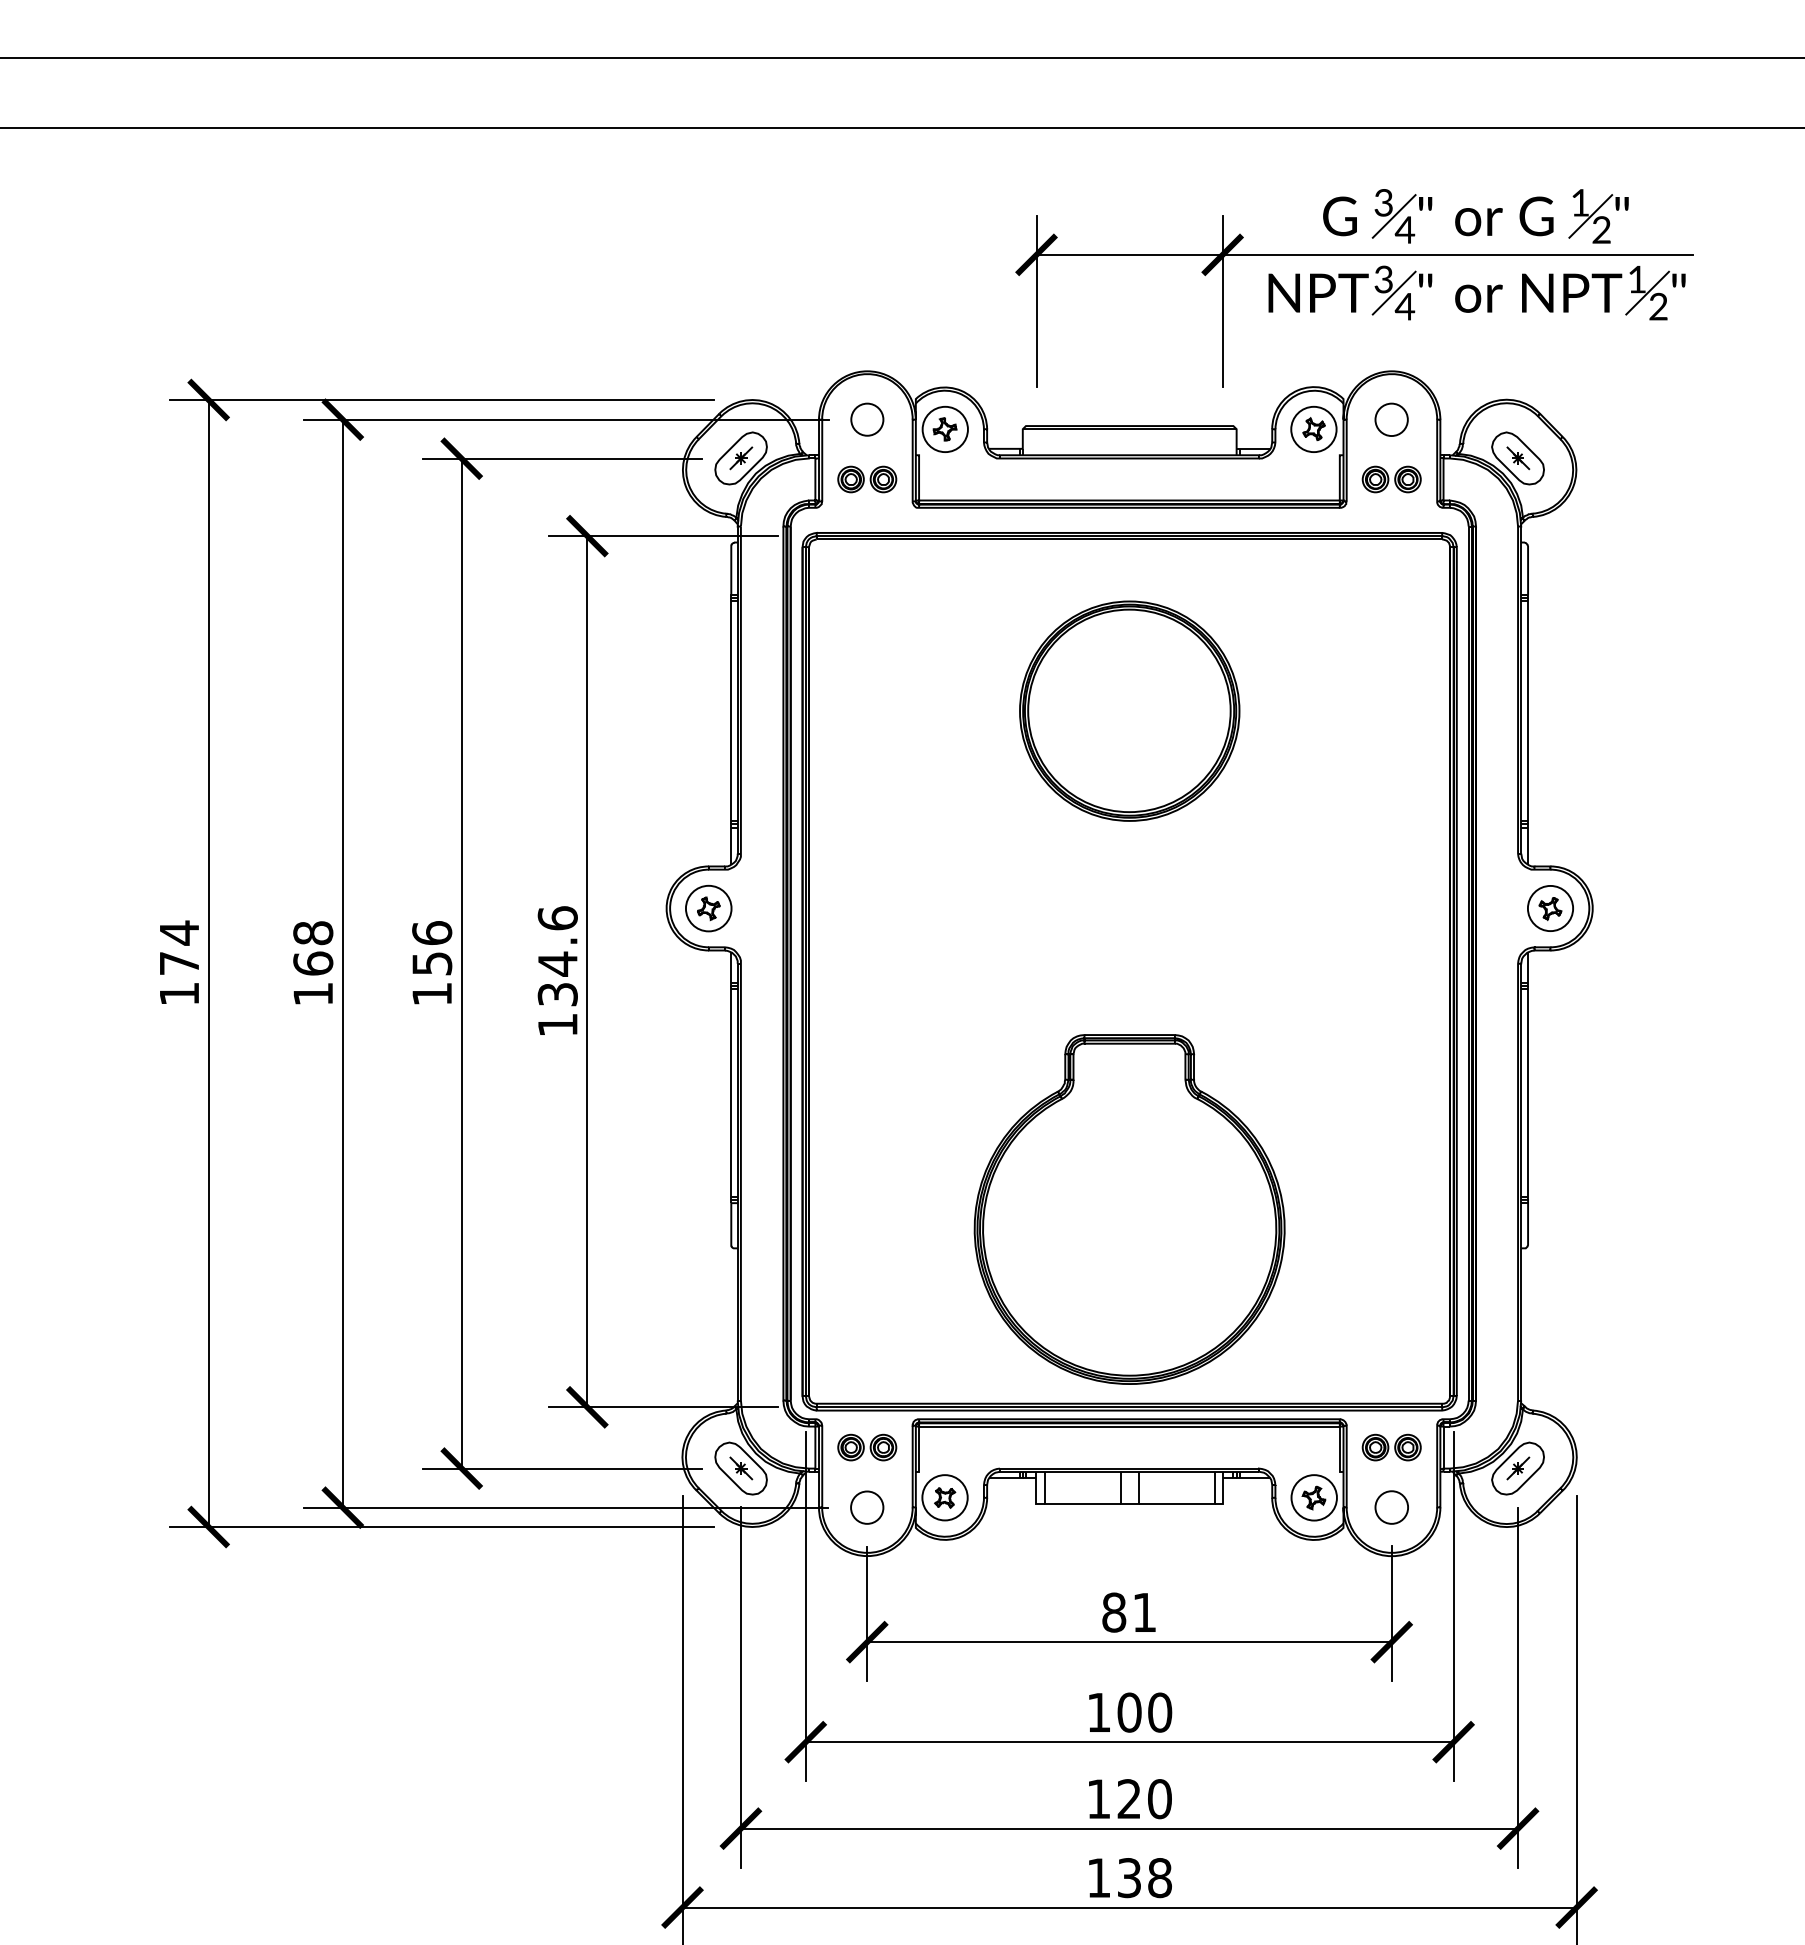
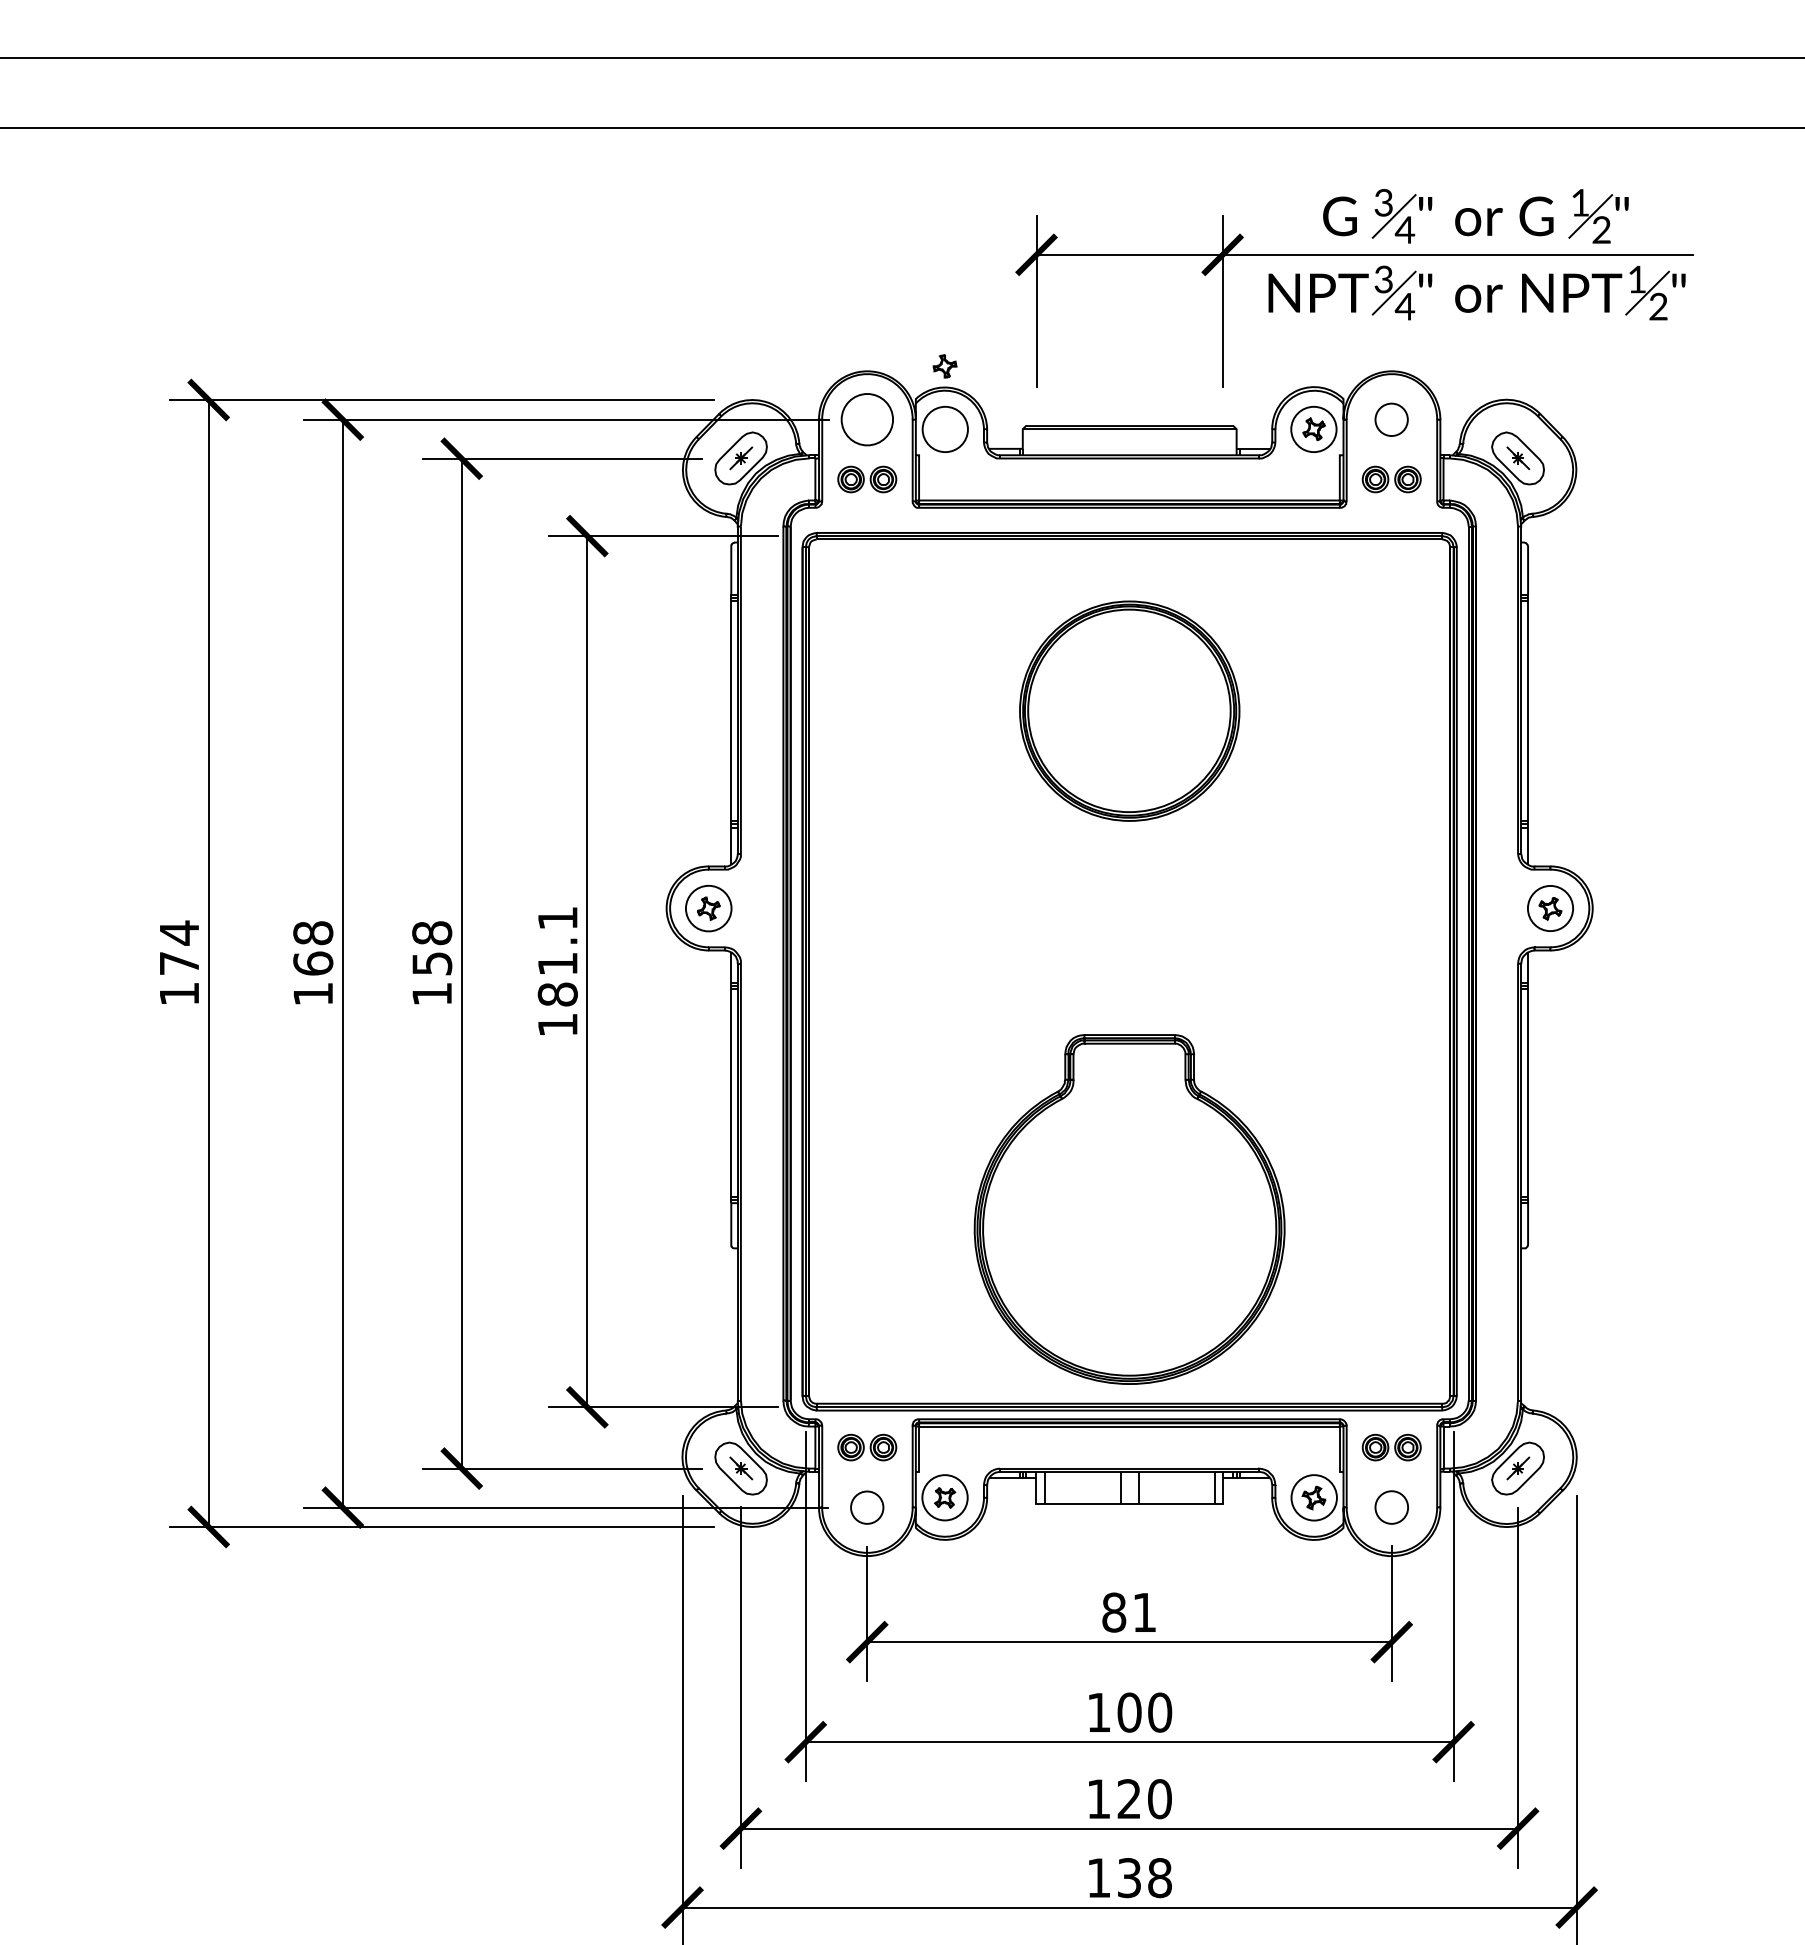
circle diameter: 32 px -> 51 px (867, 419)
part position: (944, 429) -> (944, 366) (944, 366)
text: 156 -> 158 (432, 933)
text: 134.6 -> 181.1 (557, 956)
